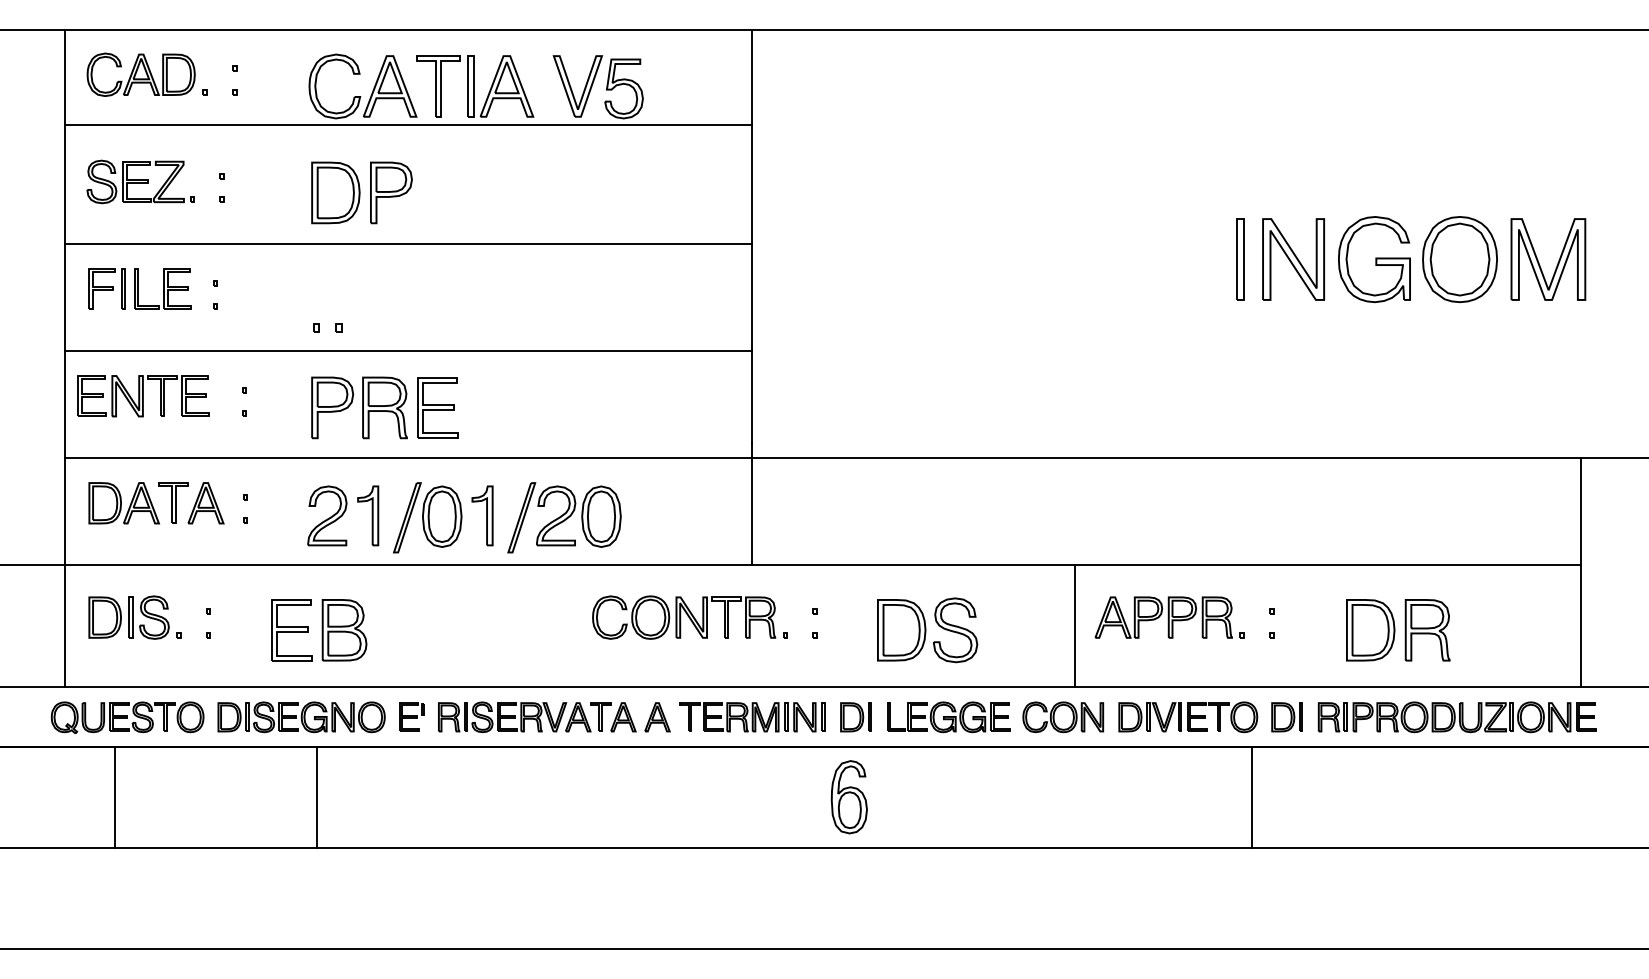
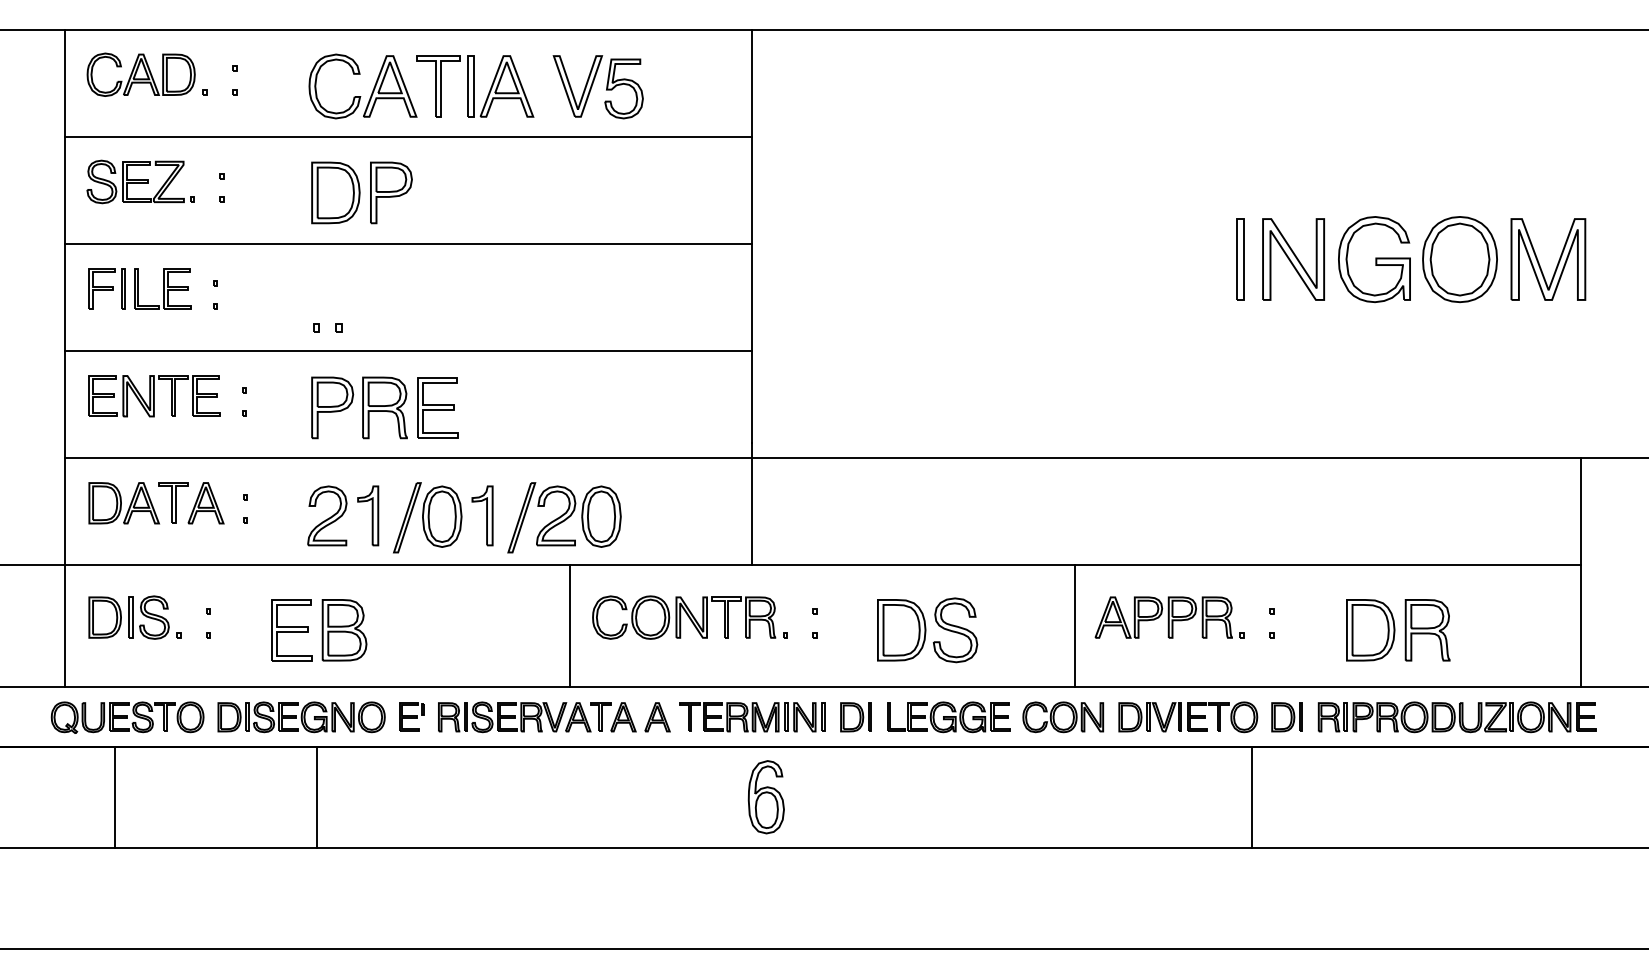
line position: (408, 124) -> (408, 136) (408, 136)
part position: (143, 396) -> (154, 396) (154, 396)
line: none -> present (570, 625)
part position: (848, 797) -> (765, 797) (765, 797)
